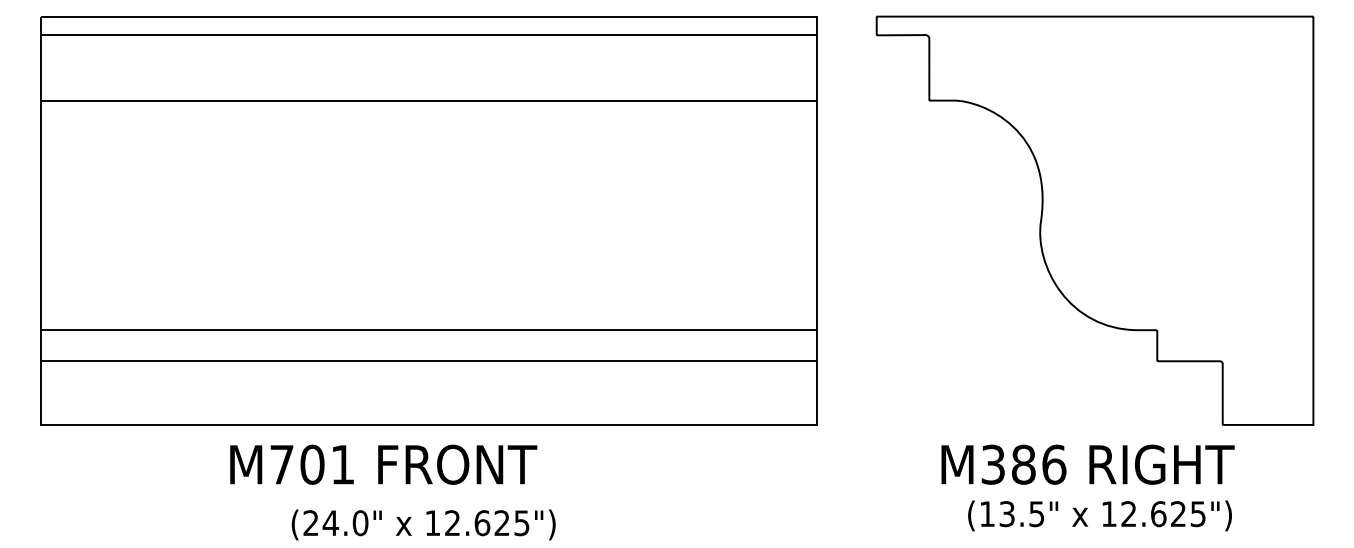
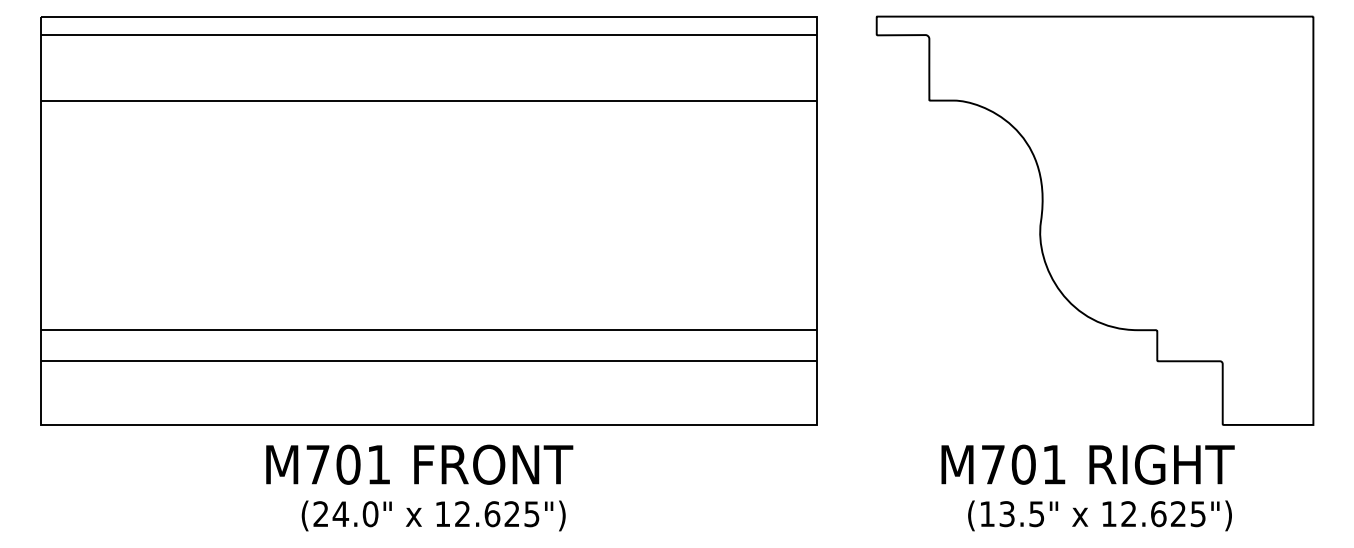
text position: (383, 464) -> (419, 464) (419, 464)
text: M386 -> M701 (1023, 464)
text position: (423, 524) -> (433, 515) (433, 515)
